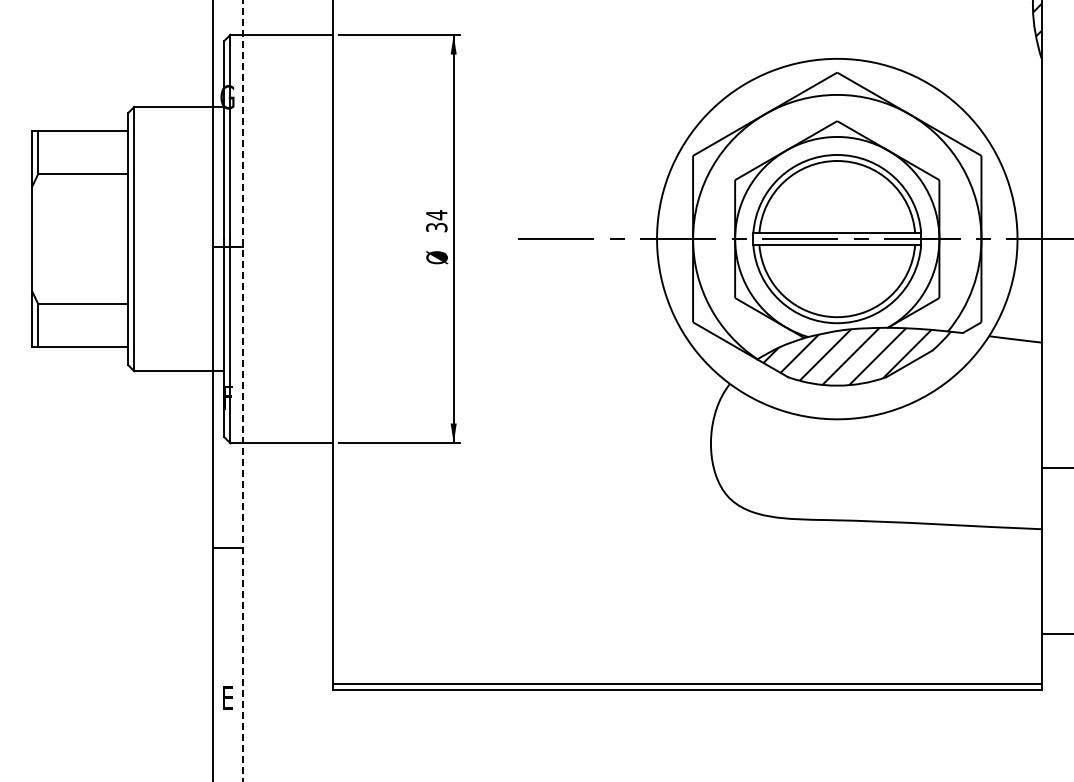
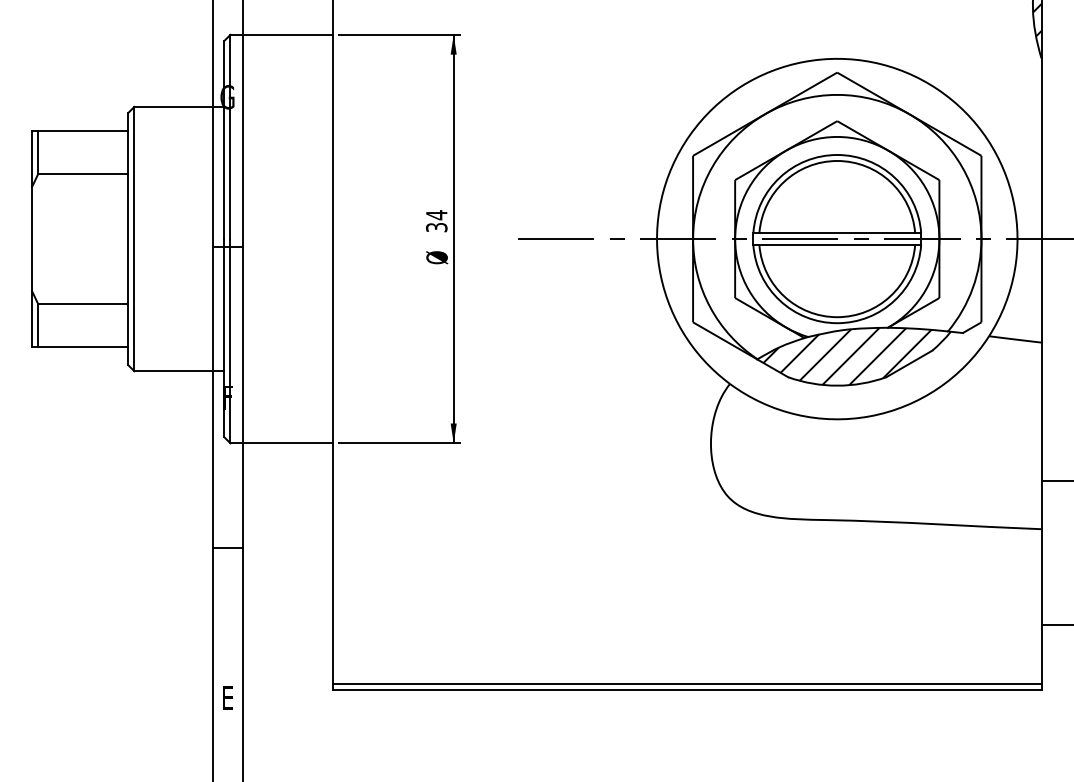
line: dashed -> solid (242, 390)
line position: (1055, 468) -> (1055, 481) (1055, 481)
line position: (1055, 634) -> (1055, 625) (1055, 625)
